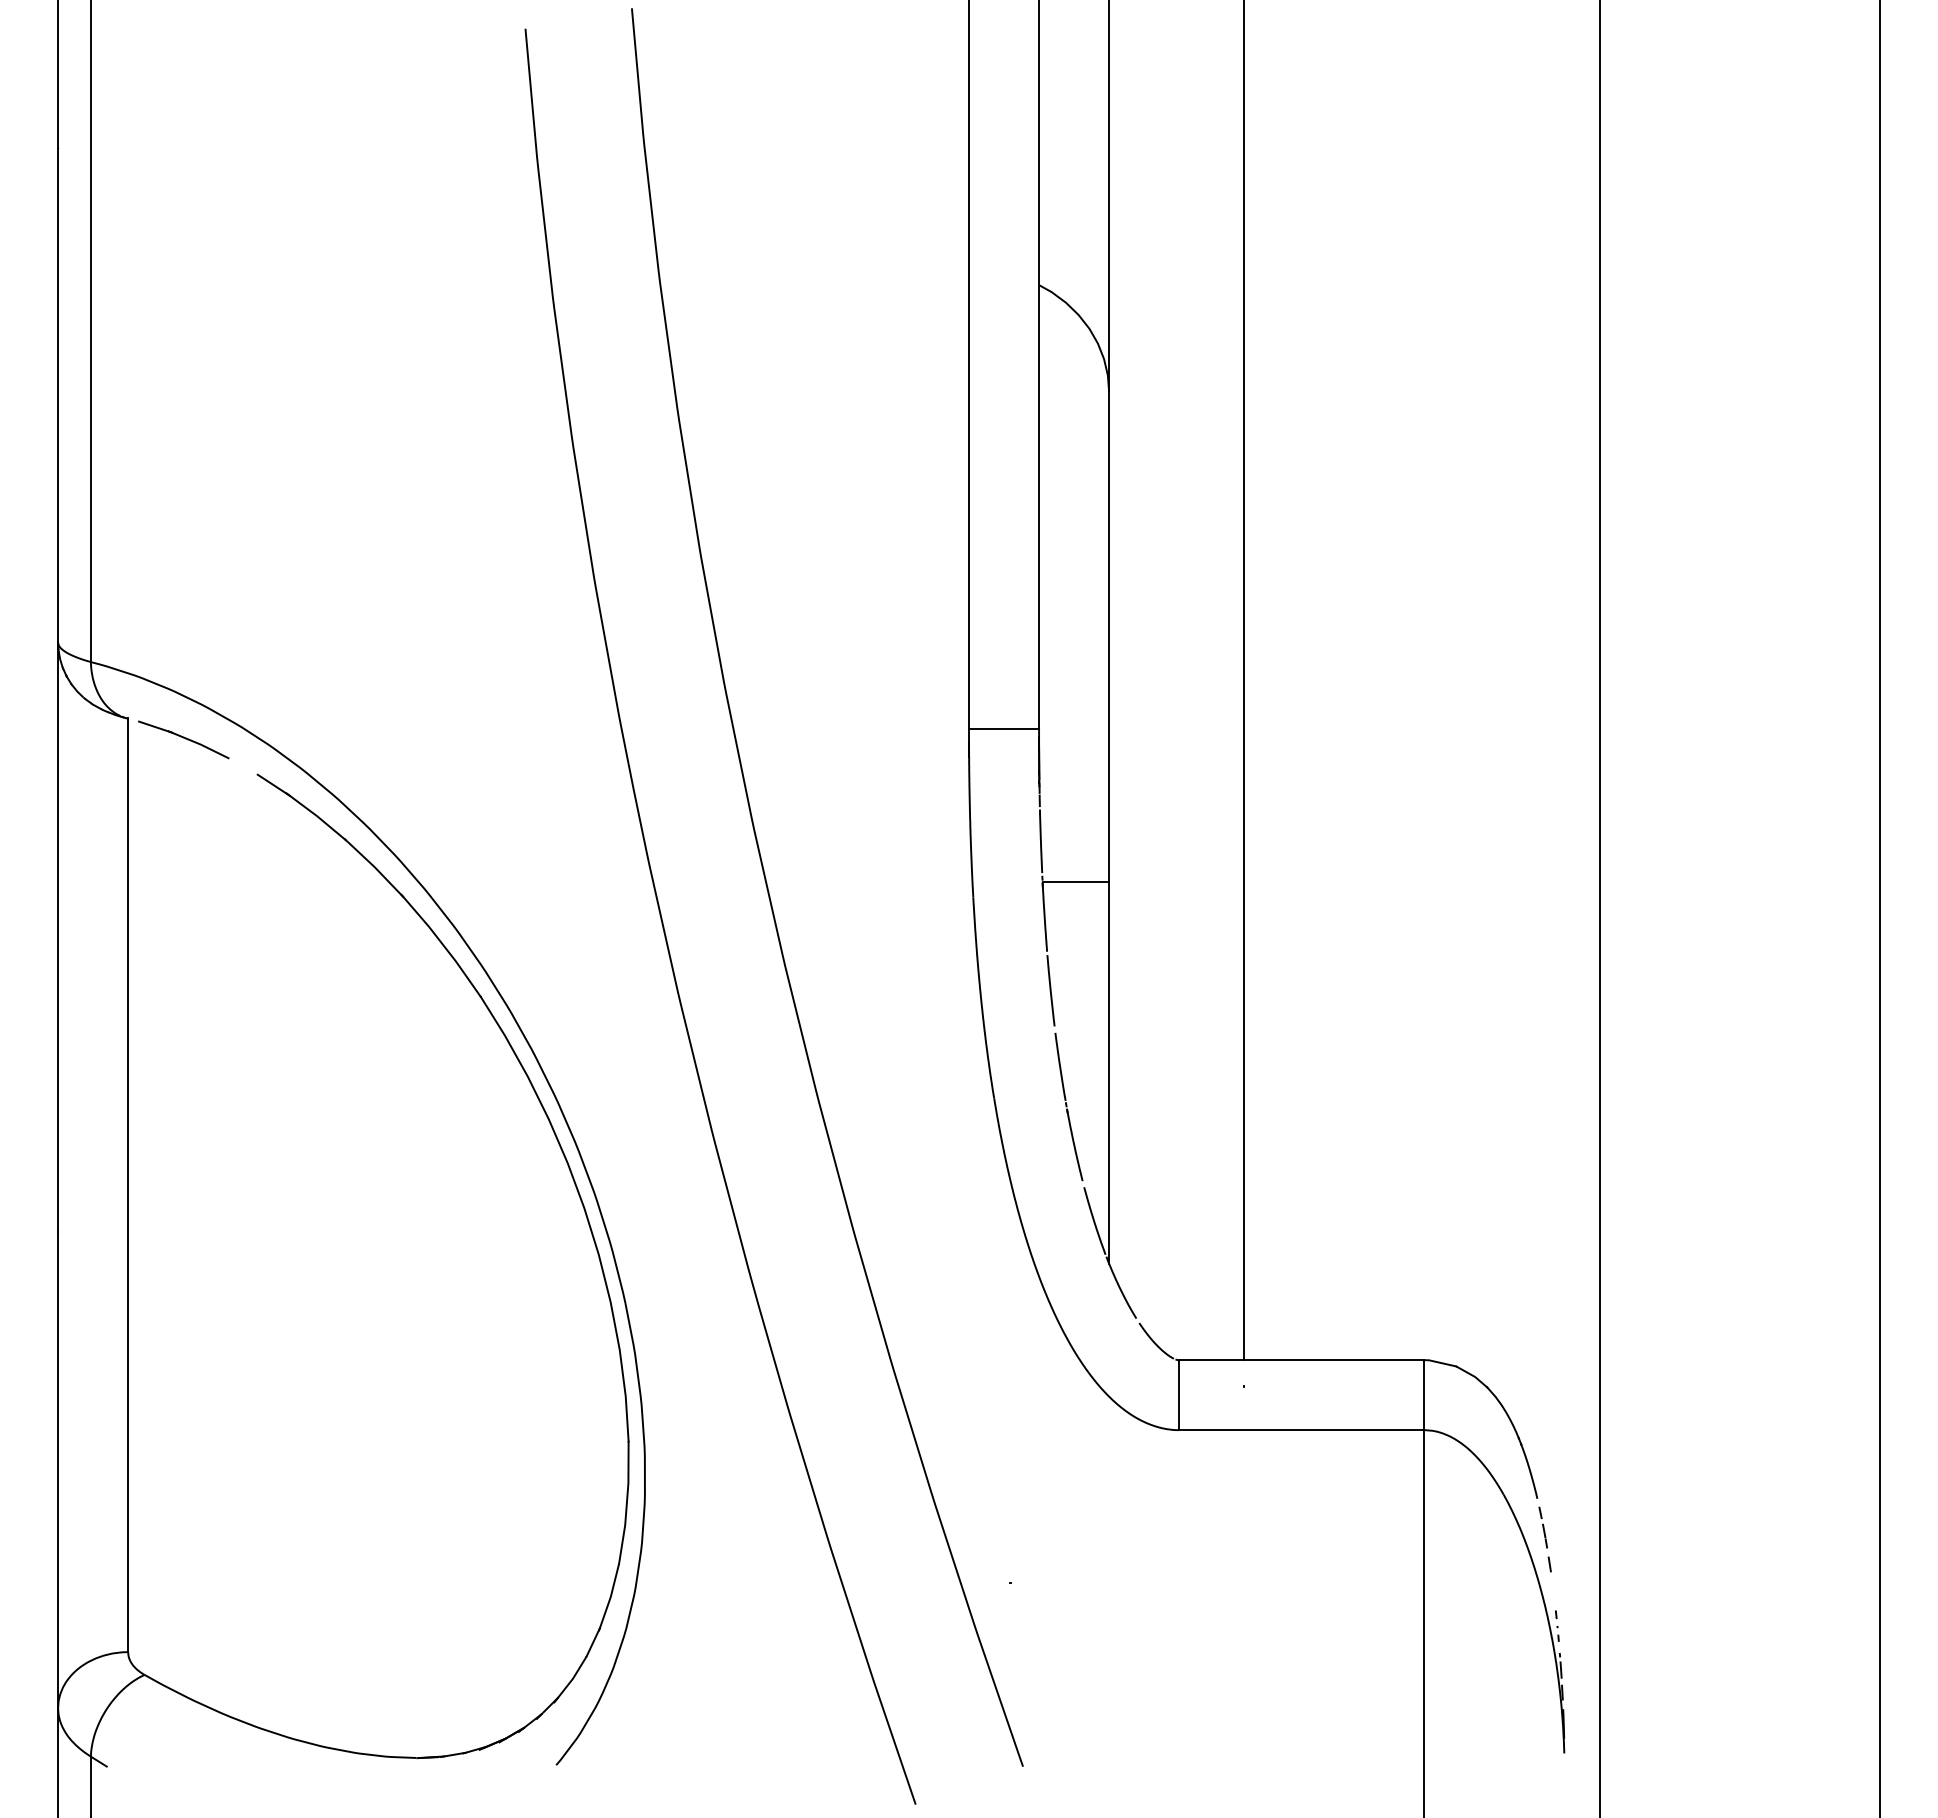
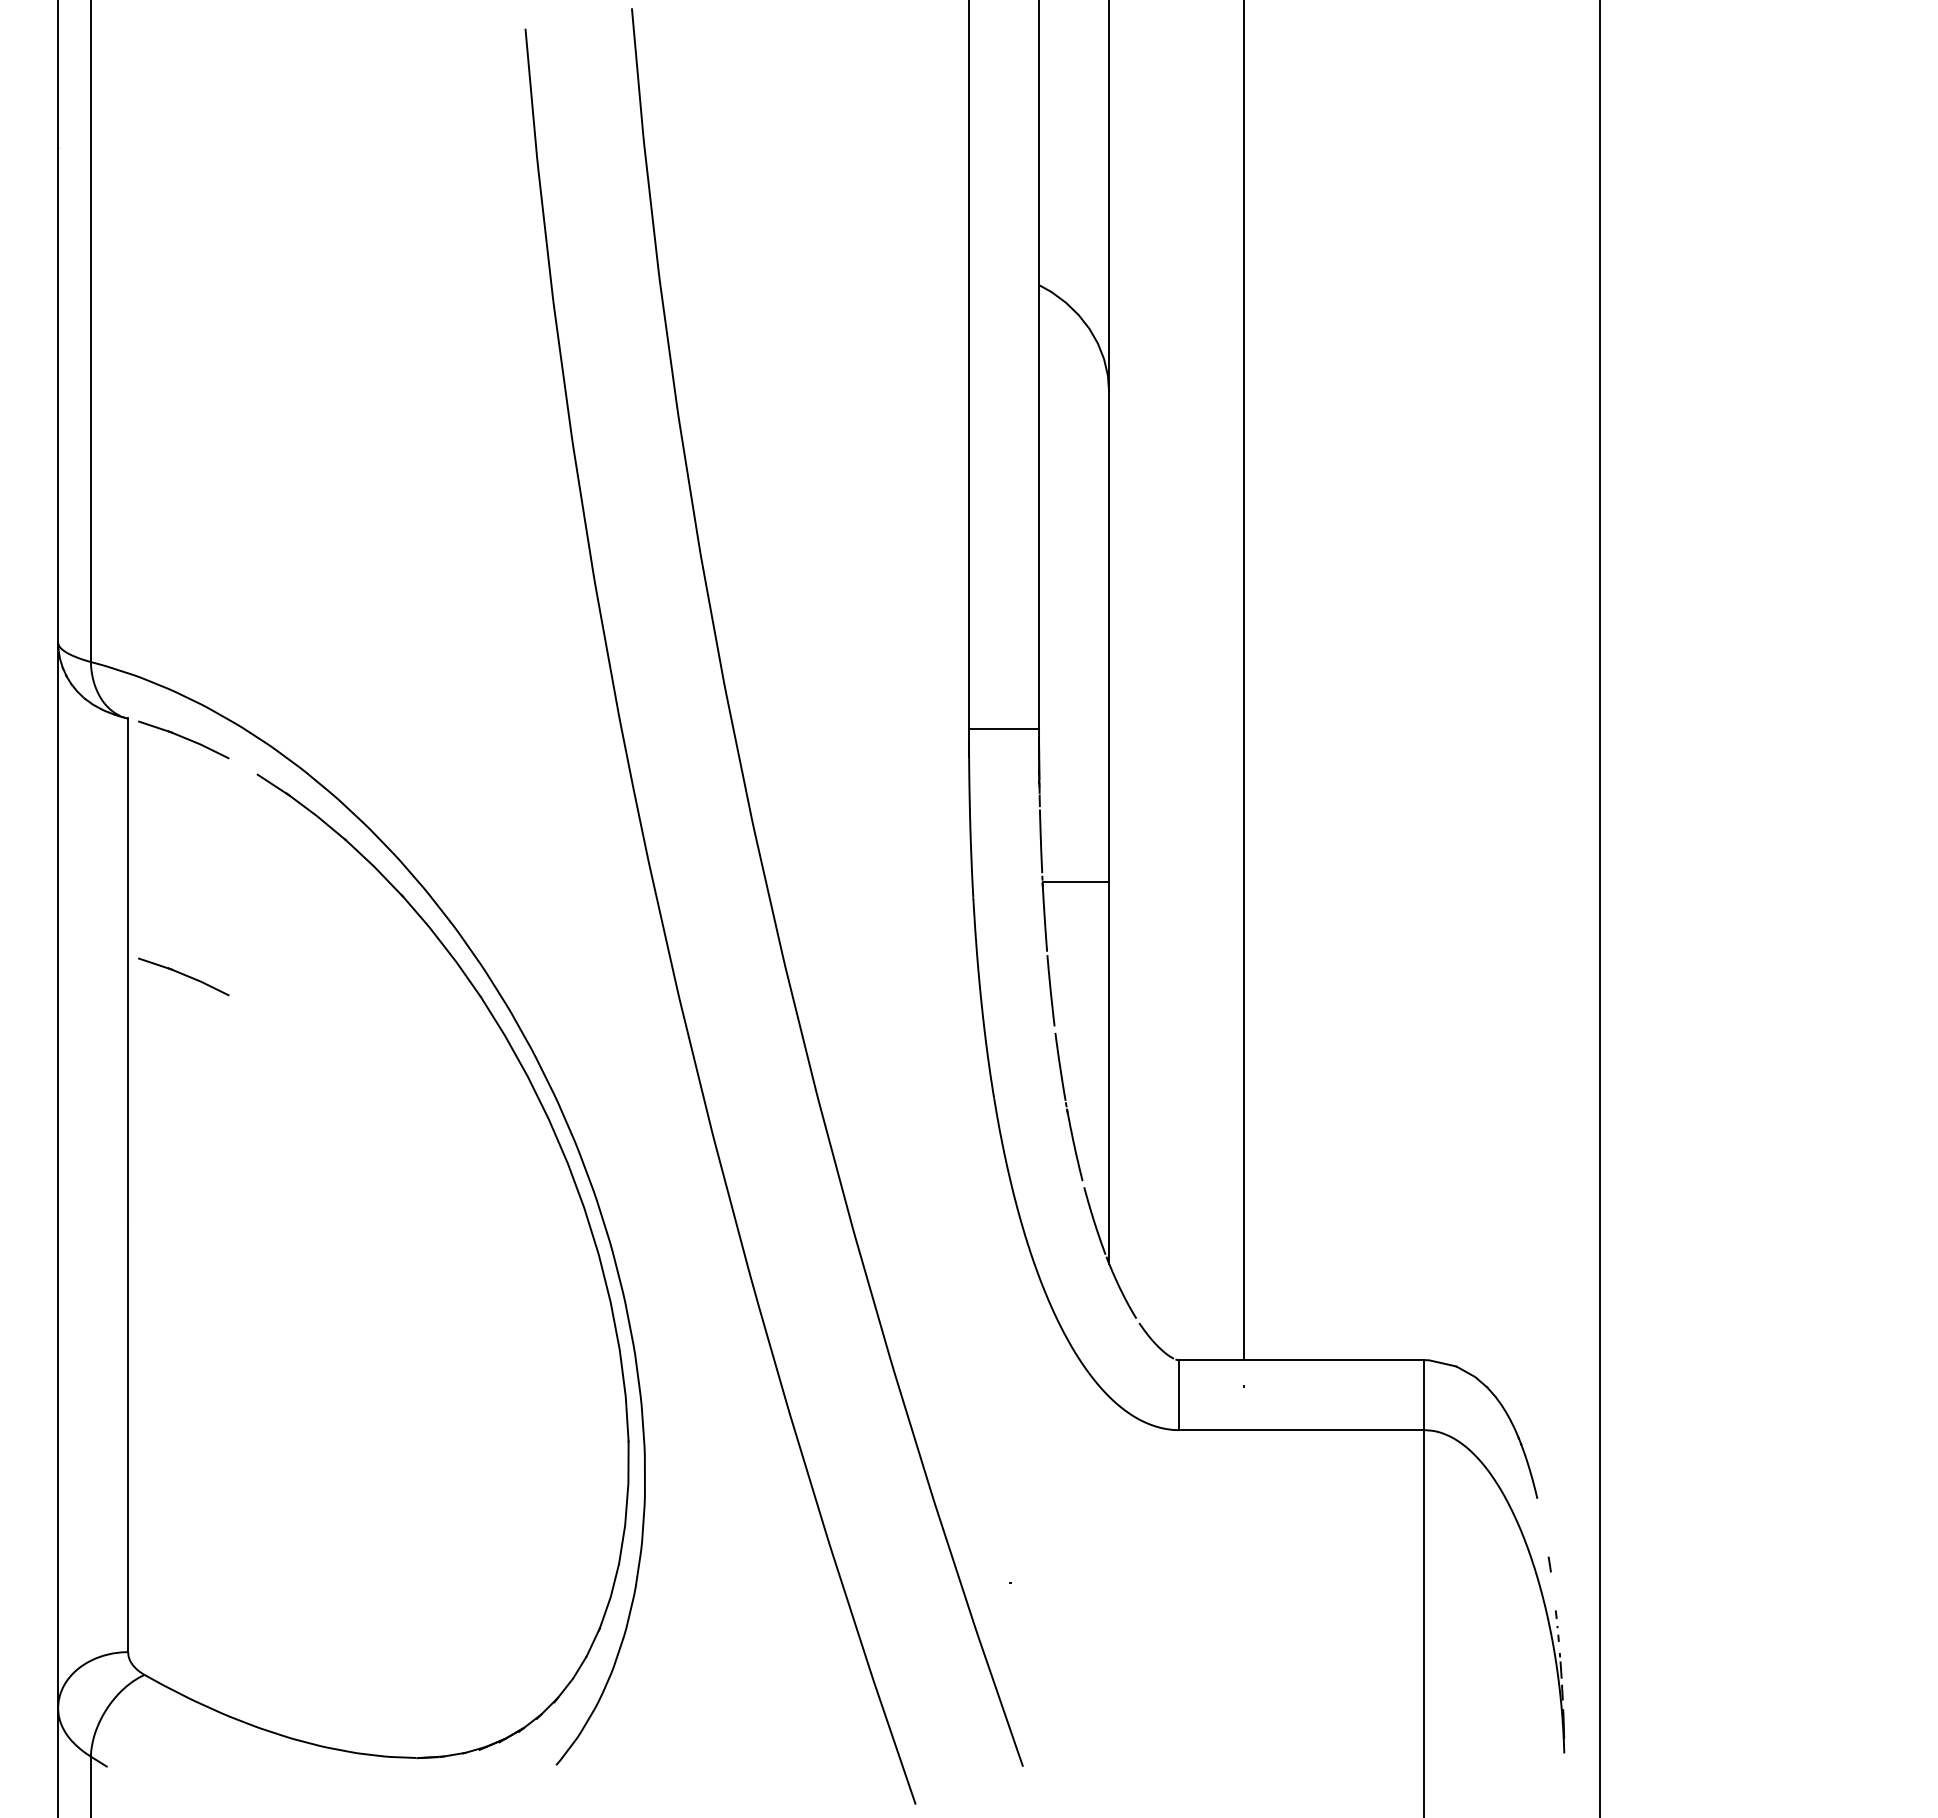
line: present -> none (1879, 908)
part: none -> present (183, 976)
line: present -> none (1542, 1527)
